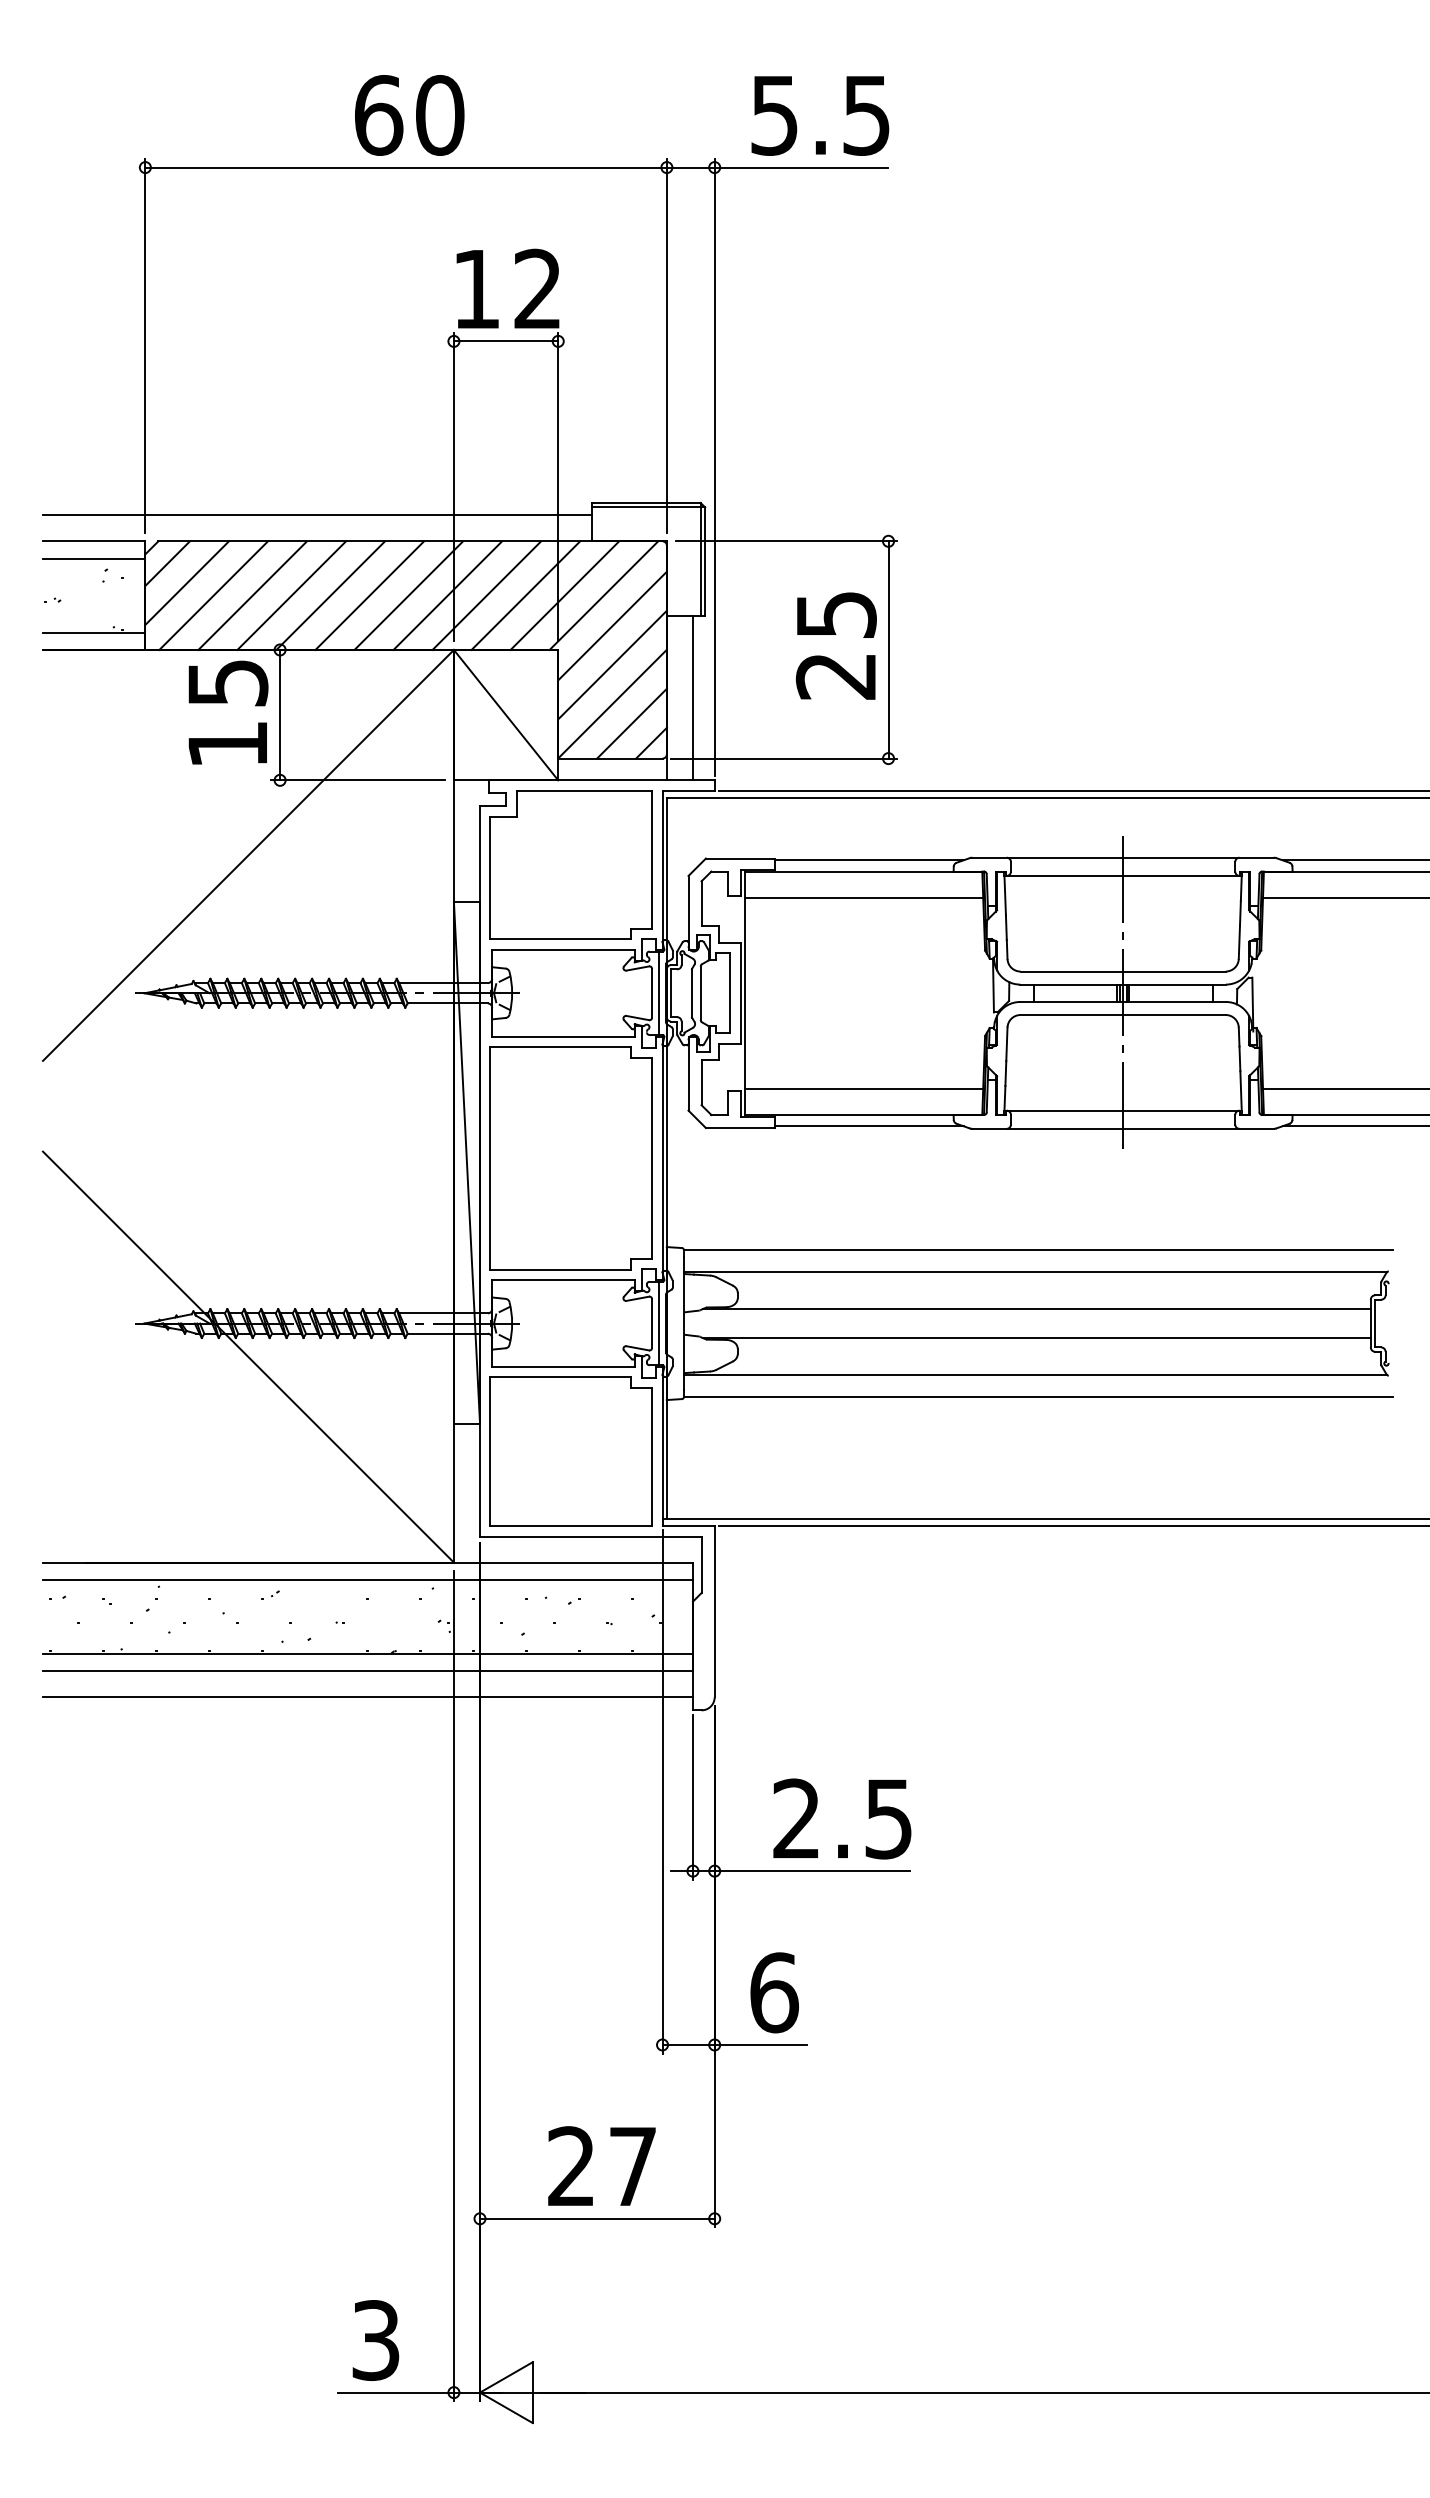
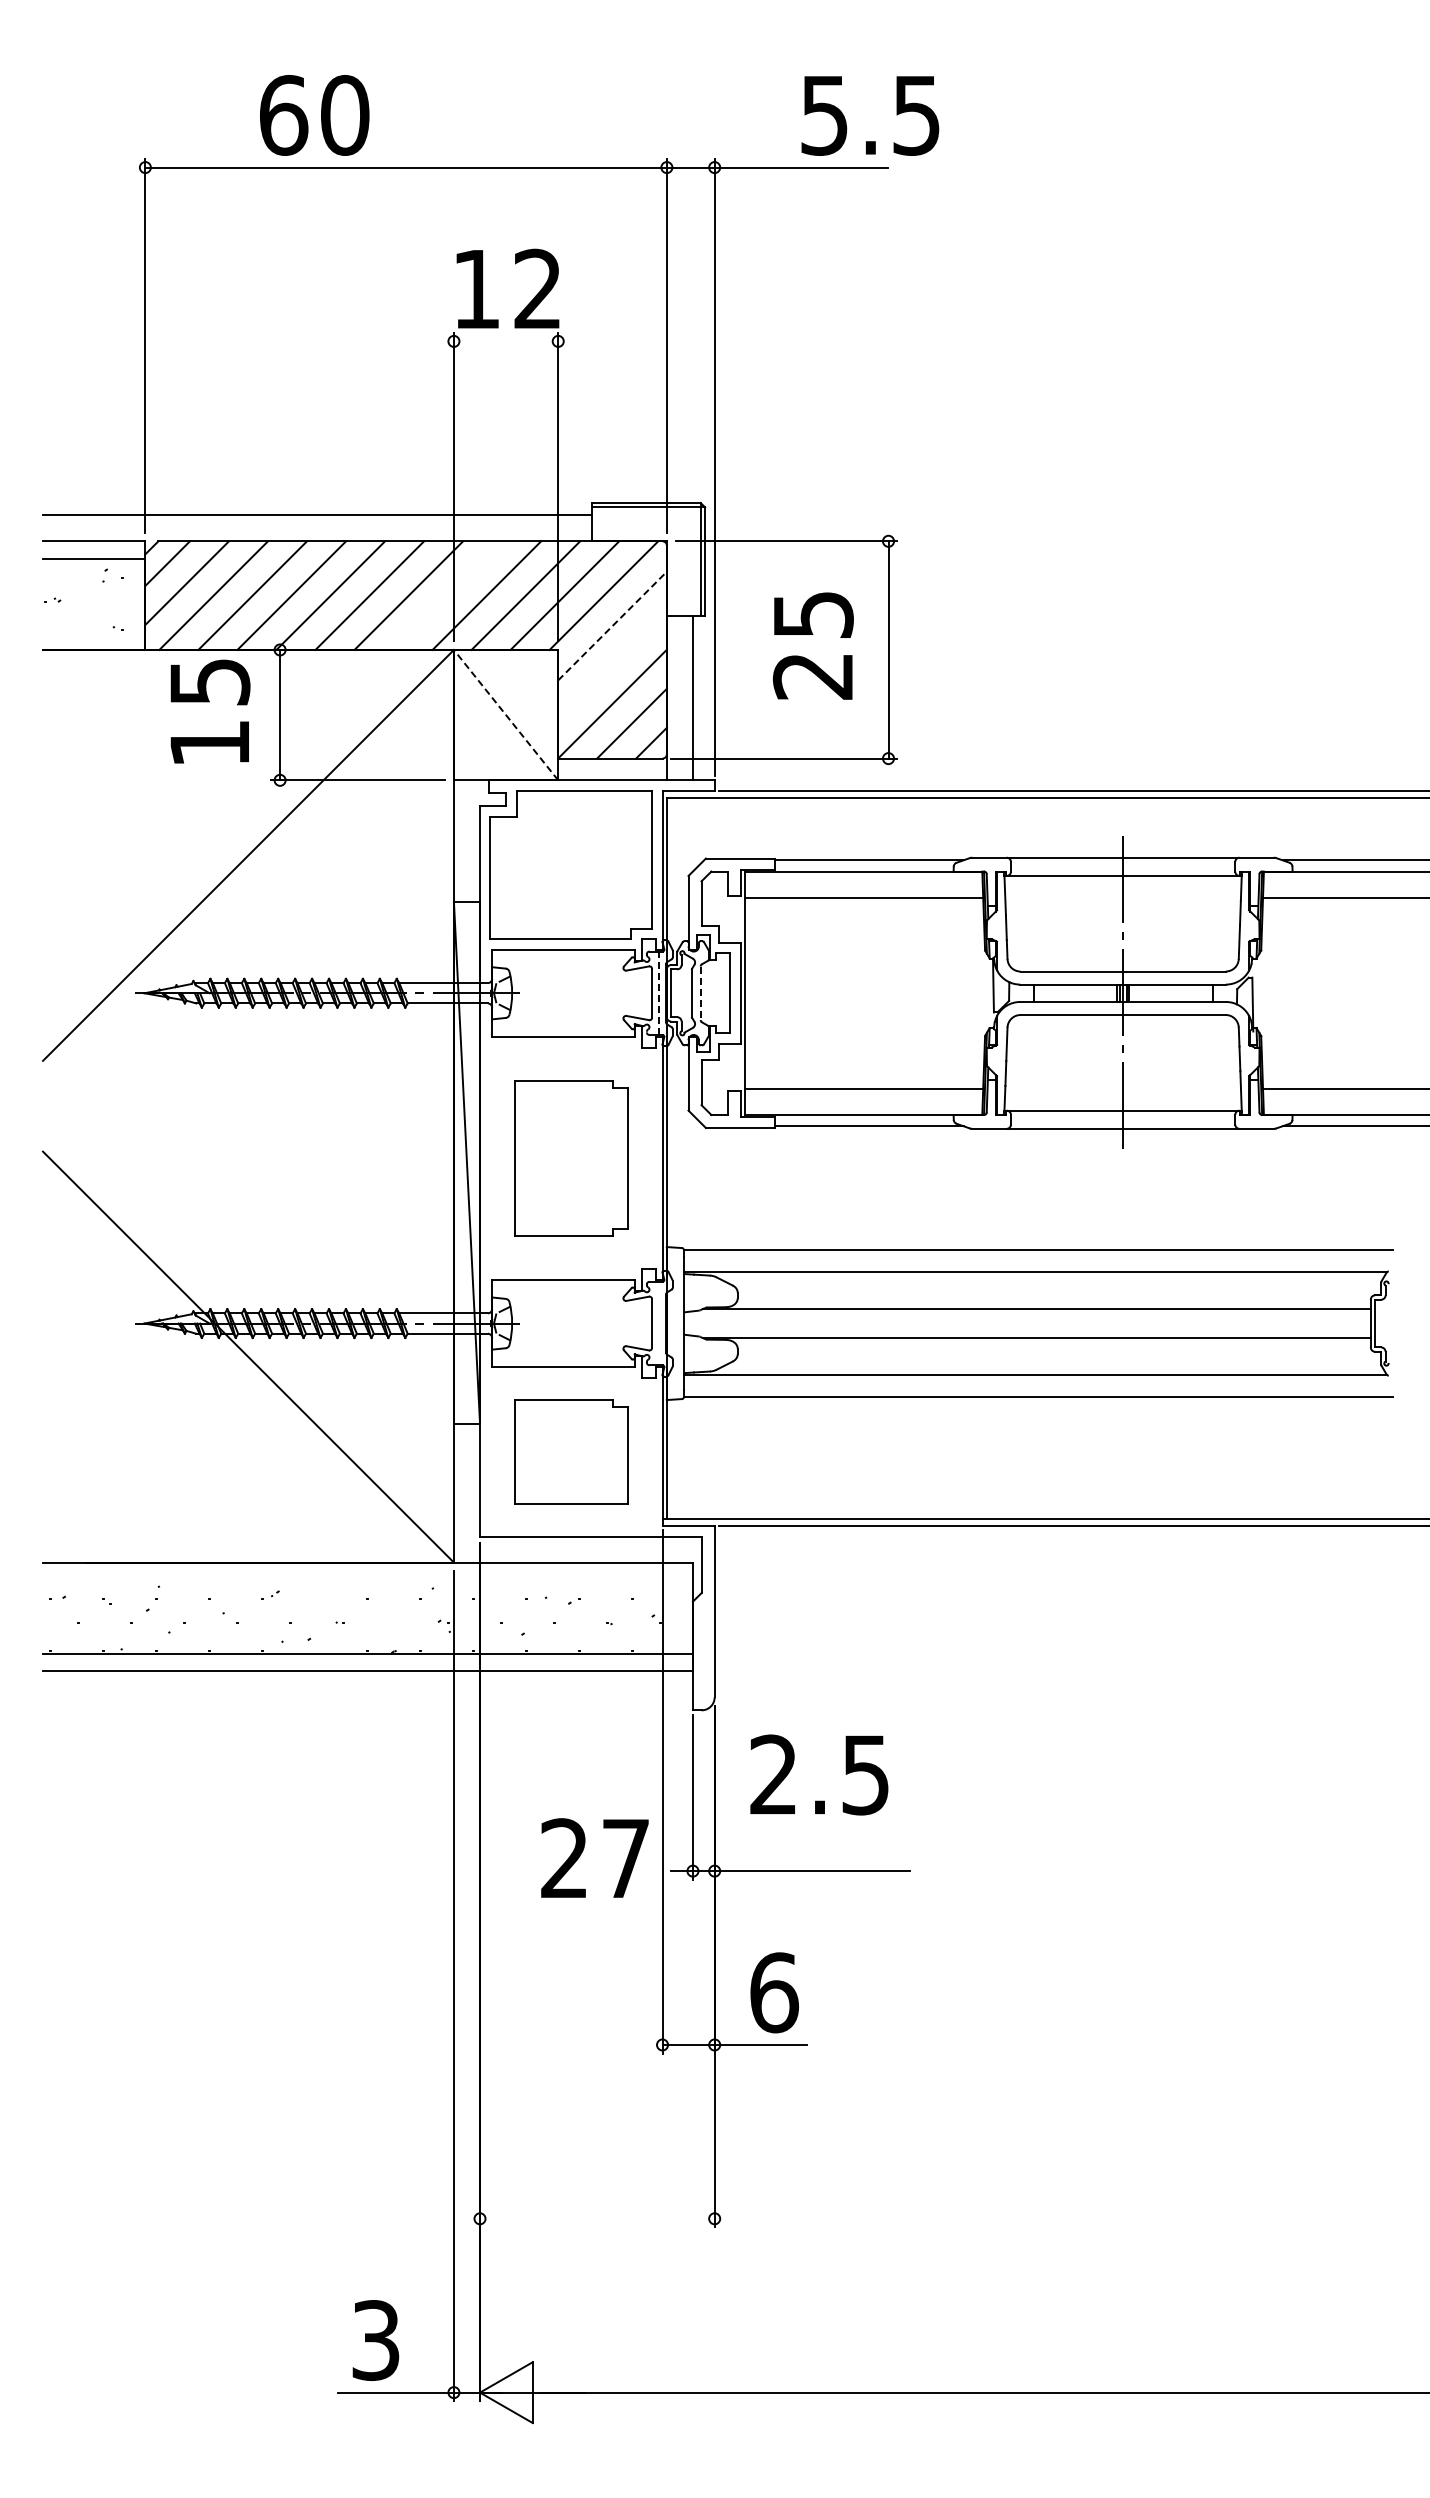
text position: (409, 115) -> (314, 115) (314, 115)
text position: (820, 115) -> (870, 115) (870, 115)
line: present -> none (505, 341)
line: present -> none (447, 595)
line: solid -> dashed (612, 626)
line: present -> none (94, 632)
text position: (835, 645) -> (812, 645) (812, 645)
line: present -> none (612, 664)
text position: (228, 712) -> (210, 711) (210, 711)
line: solid -> dashed (505, 714)
line: solid -> dashed (659, 993)
line: solid -> dashed (700, 993)
part size: 164x225 px -> 115x157 px (571, 1158)
line: present -> none (659, 1323)
part size: 164x151 px -> 115x106 px (571, 1451)
line: present -> none (367, 1579)
line: present -> none (367, 1697)
text position: (842, 1818) -> (819, 1774) (819, 1774)
text position: (601, 2165) -> (594, 1857) (594, 1857)
line: present -> none (597, 2218)
